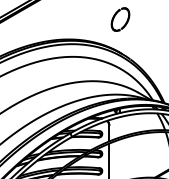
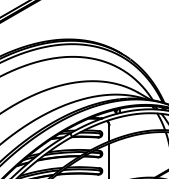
part: present -> none (120, 19)
